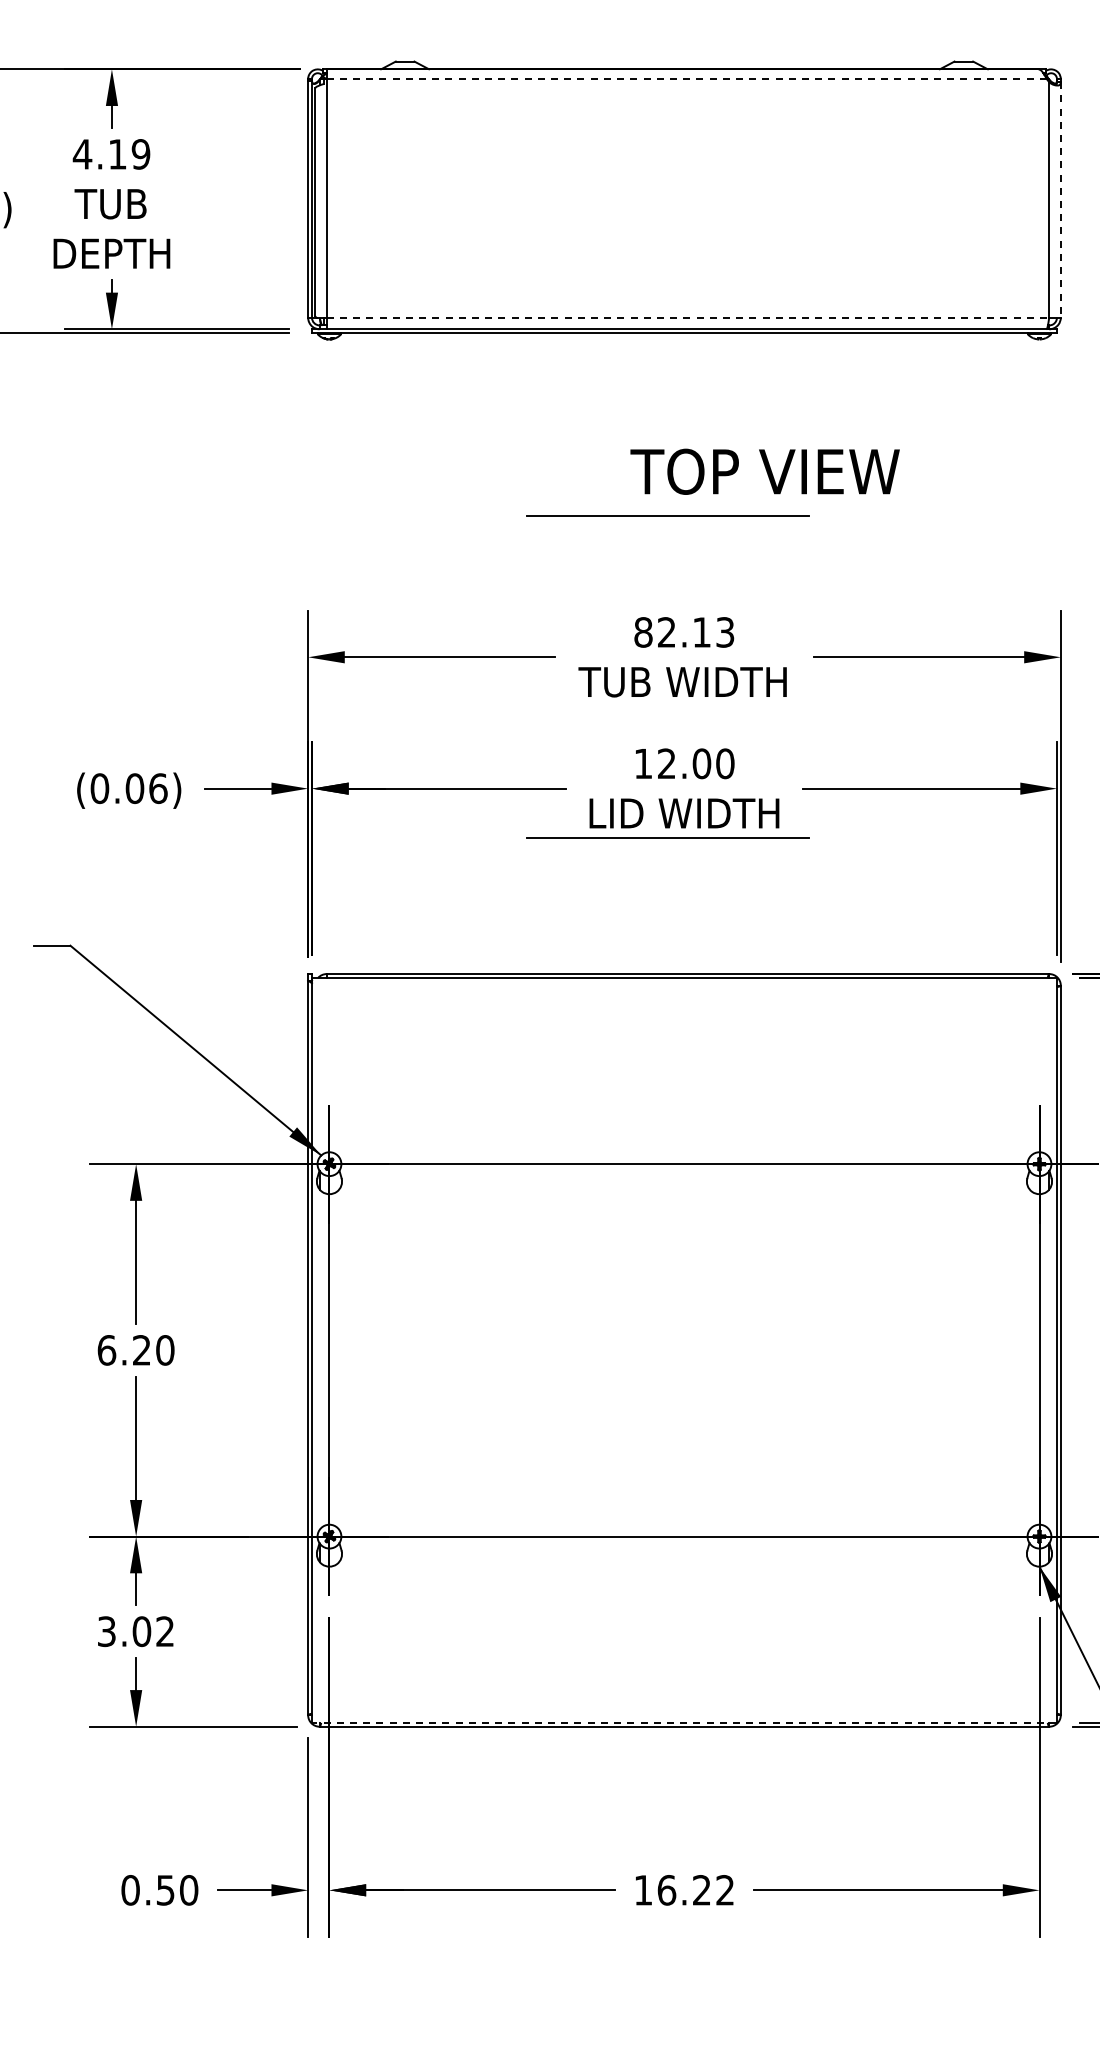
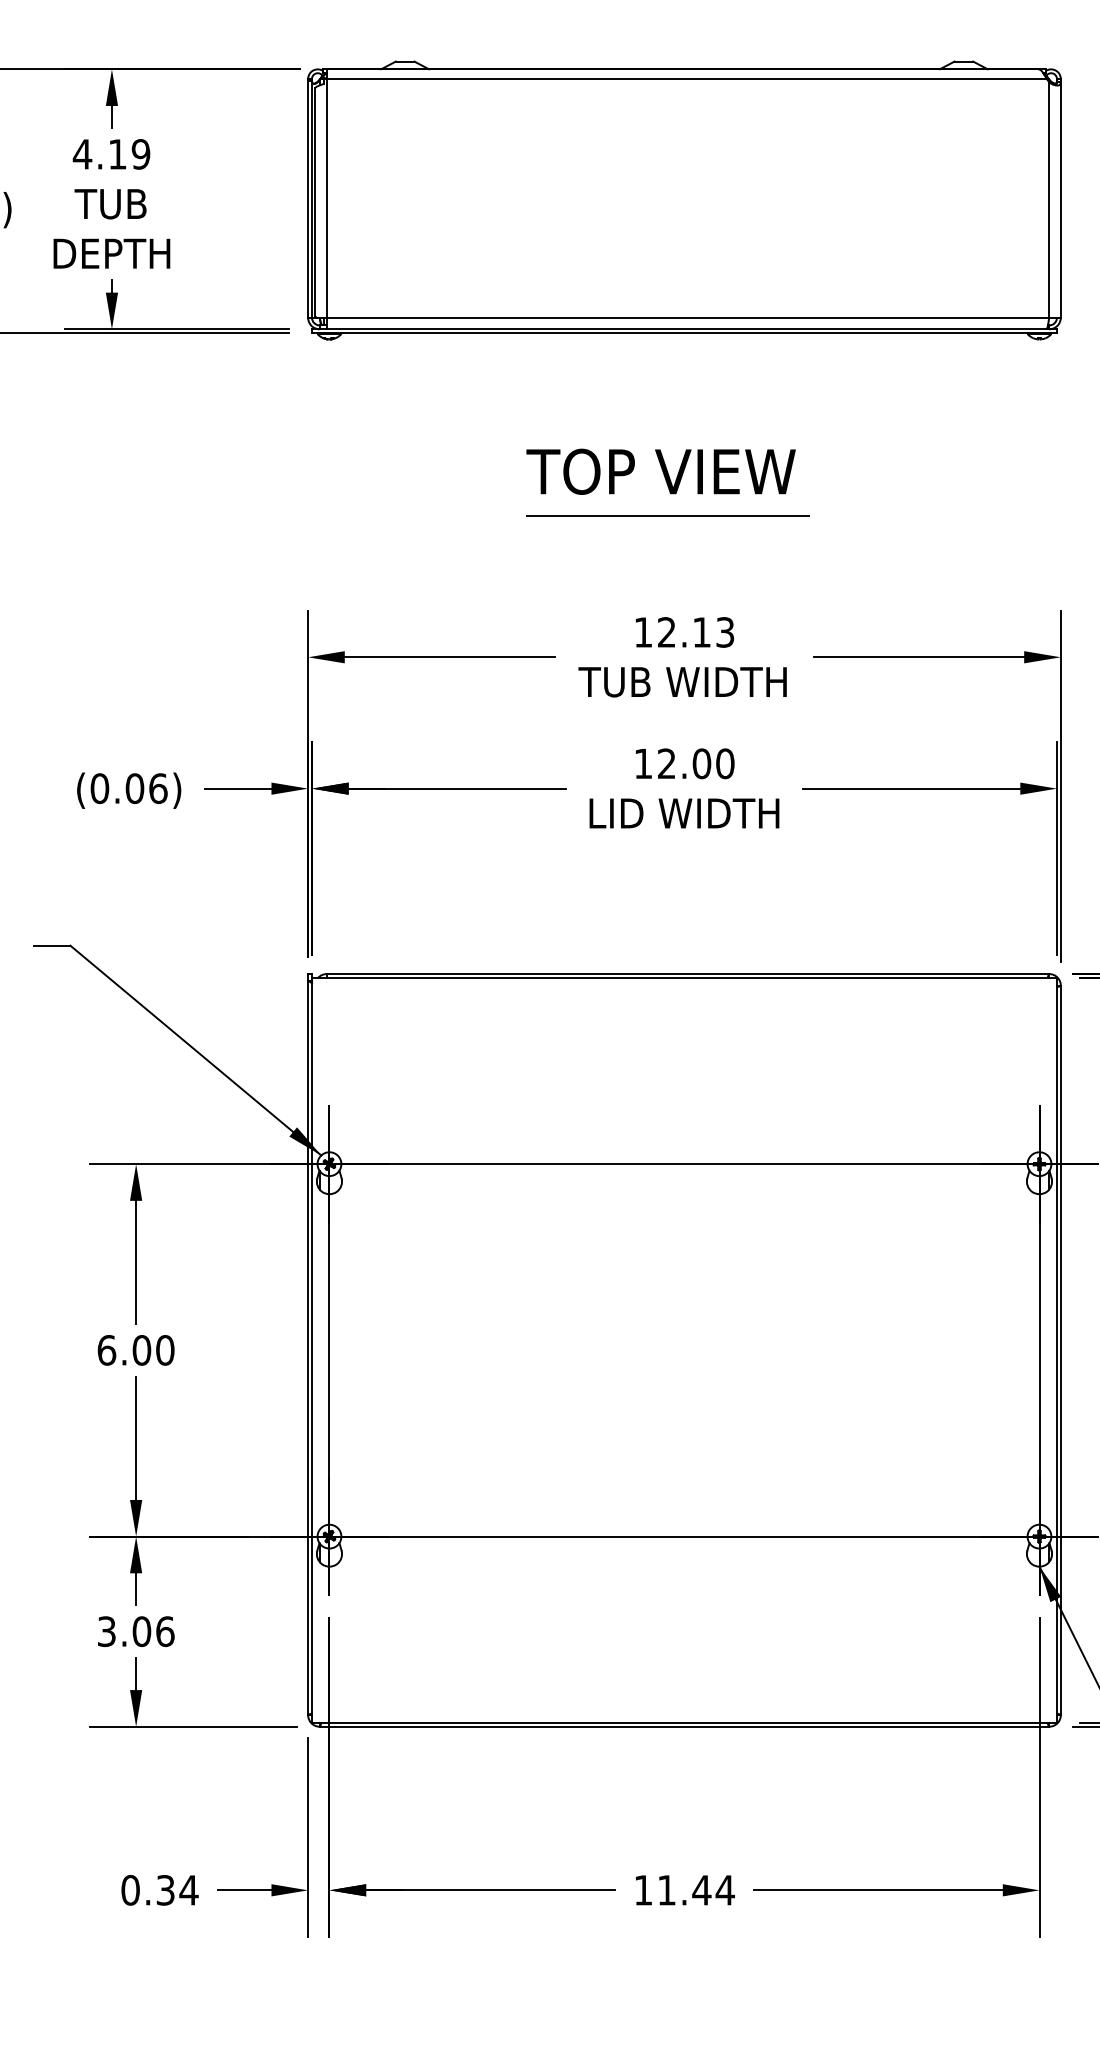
line: dashed -> solid (686, 79)
line: dashed -> solid (1060, 199)
line: dashed -> solid (688, 317)
text position: (764, 471) -> (660, 471) (660, 471)
text: 82.13 -> 12.13 (643, 632)
line: present -> none (667, 837)
text: 6.20 -> 6.00 (141, 1350)
text: 3.02 -> 3.06 (165, 1631)
line: dashed -> solid (683, 1722)
text: 0.50 -> 0.34 (177, 1890)
text: 16.22 -> 11.44 (695, 1890)
